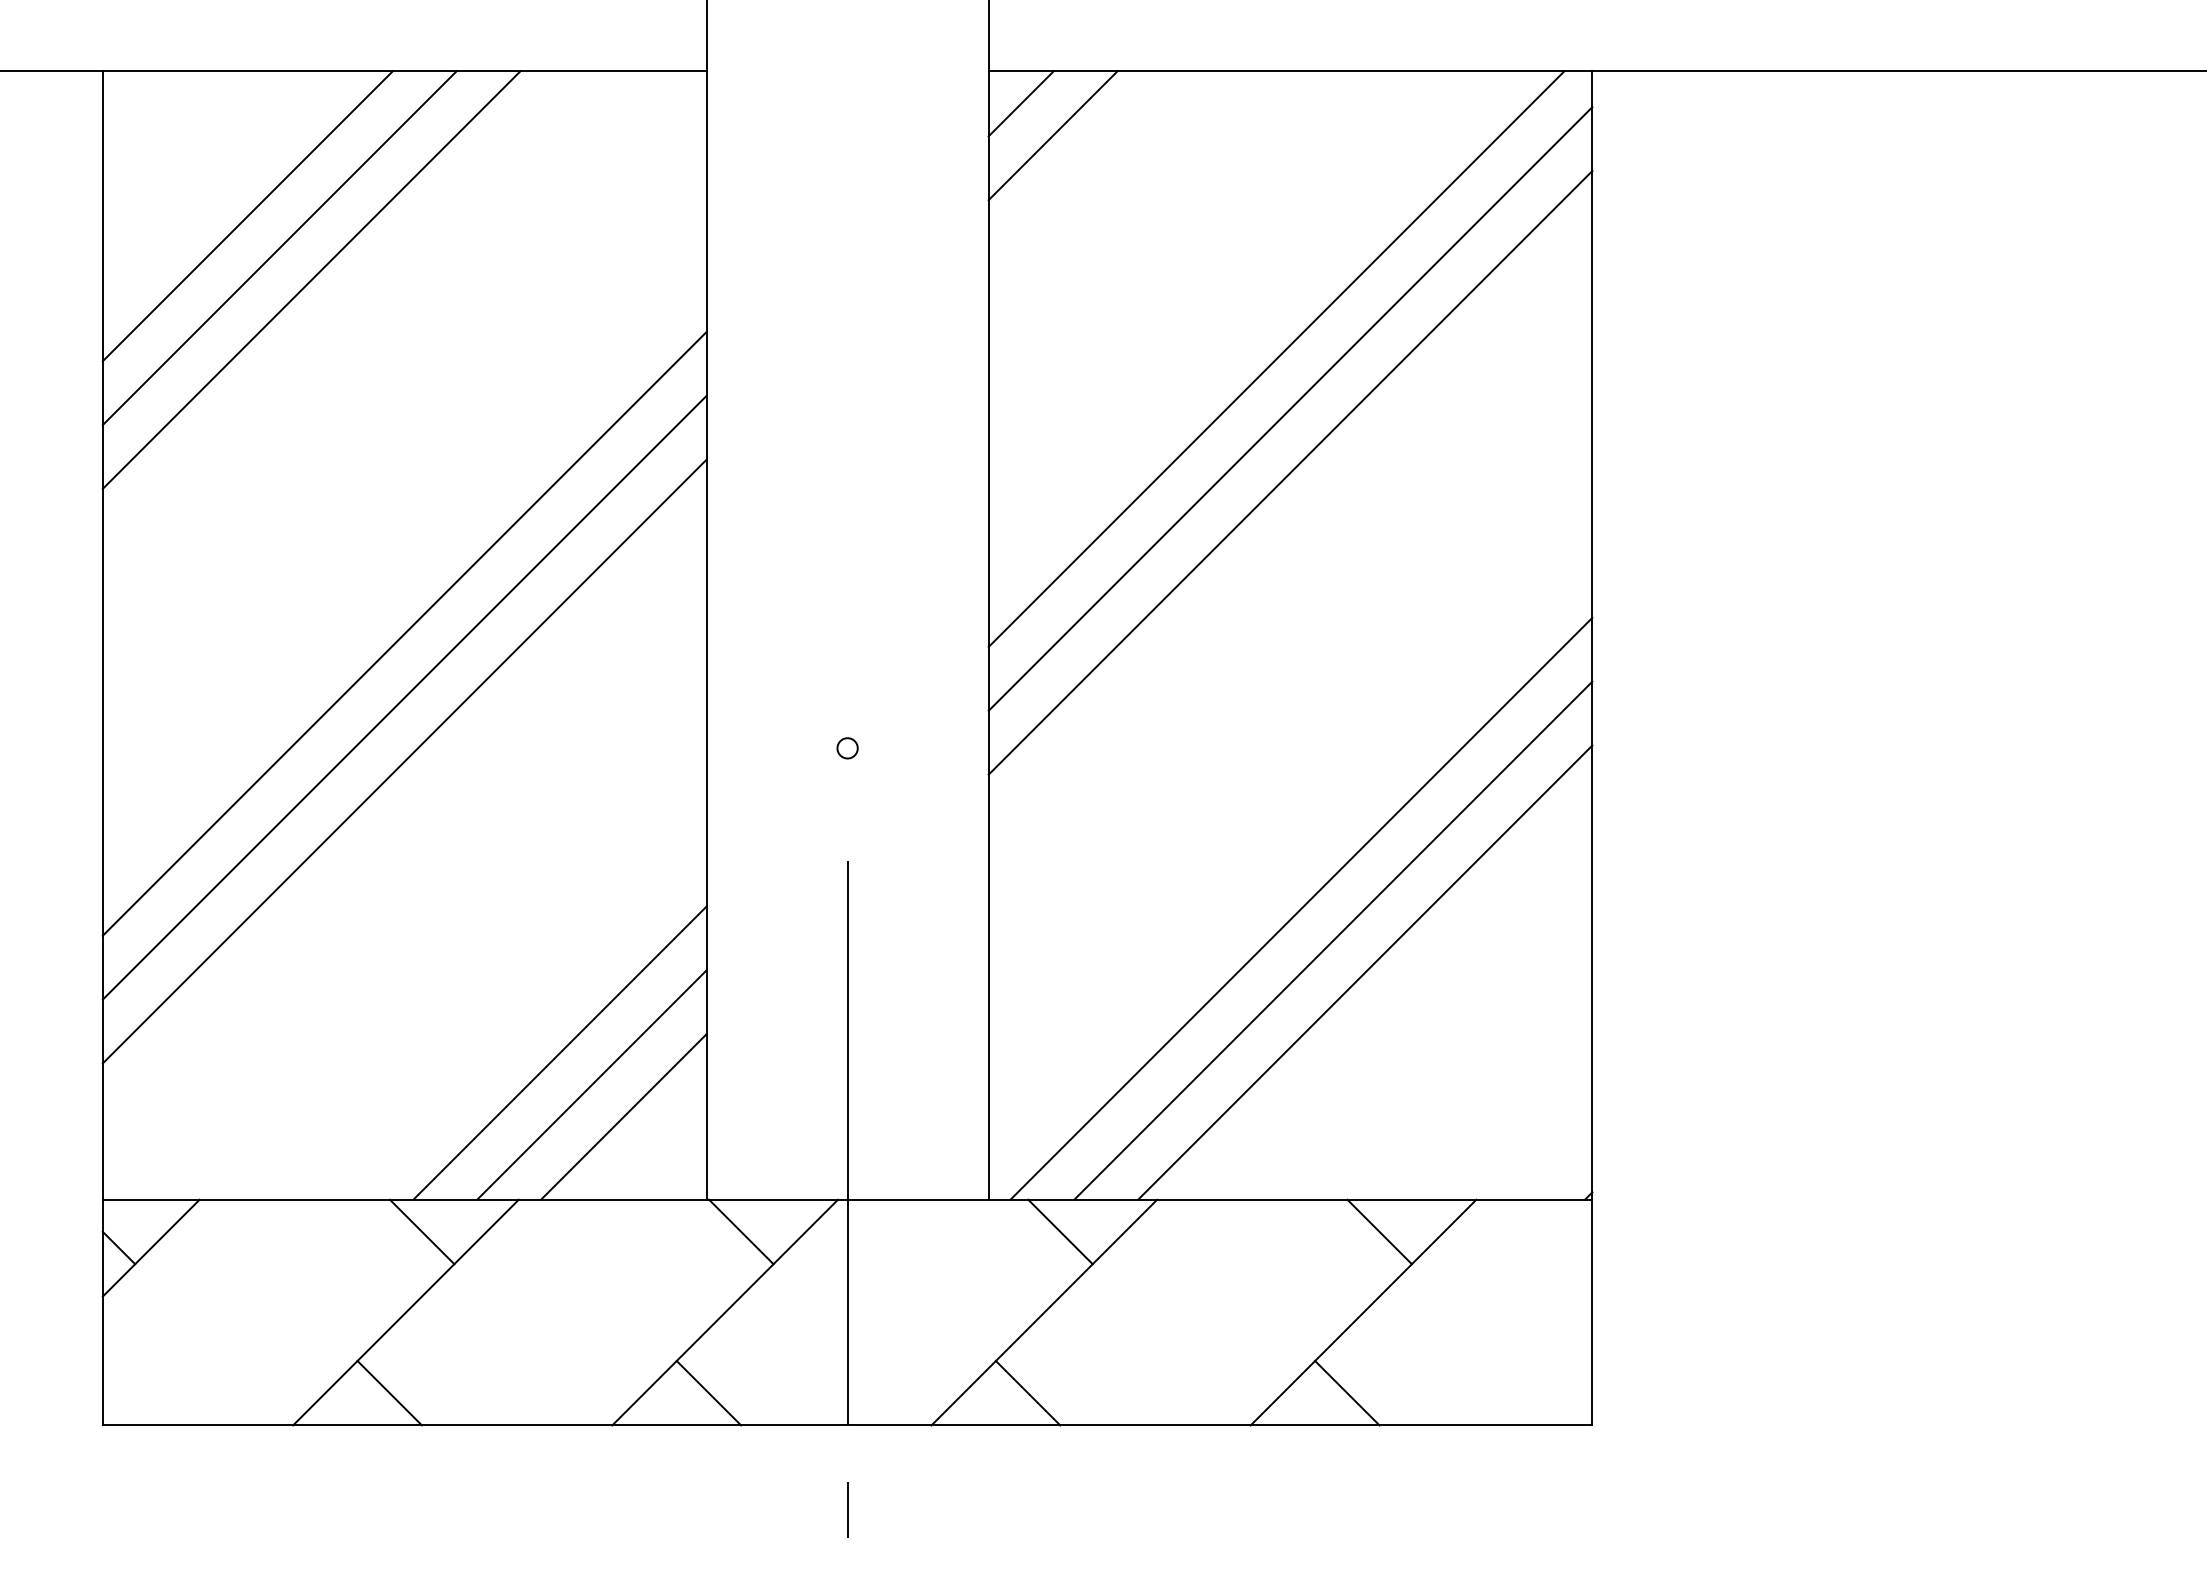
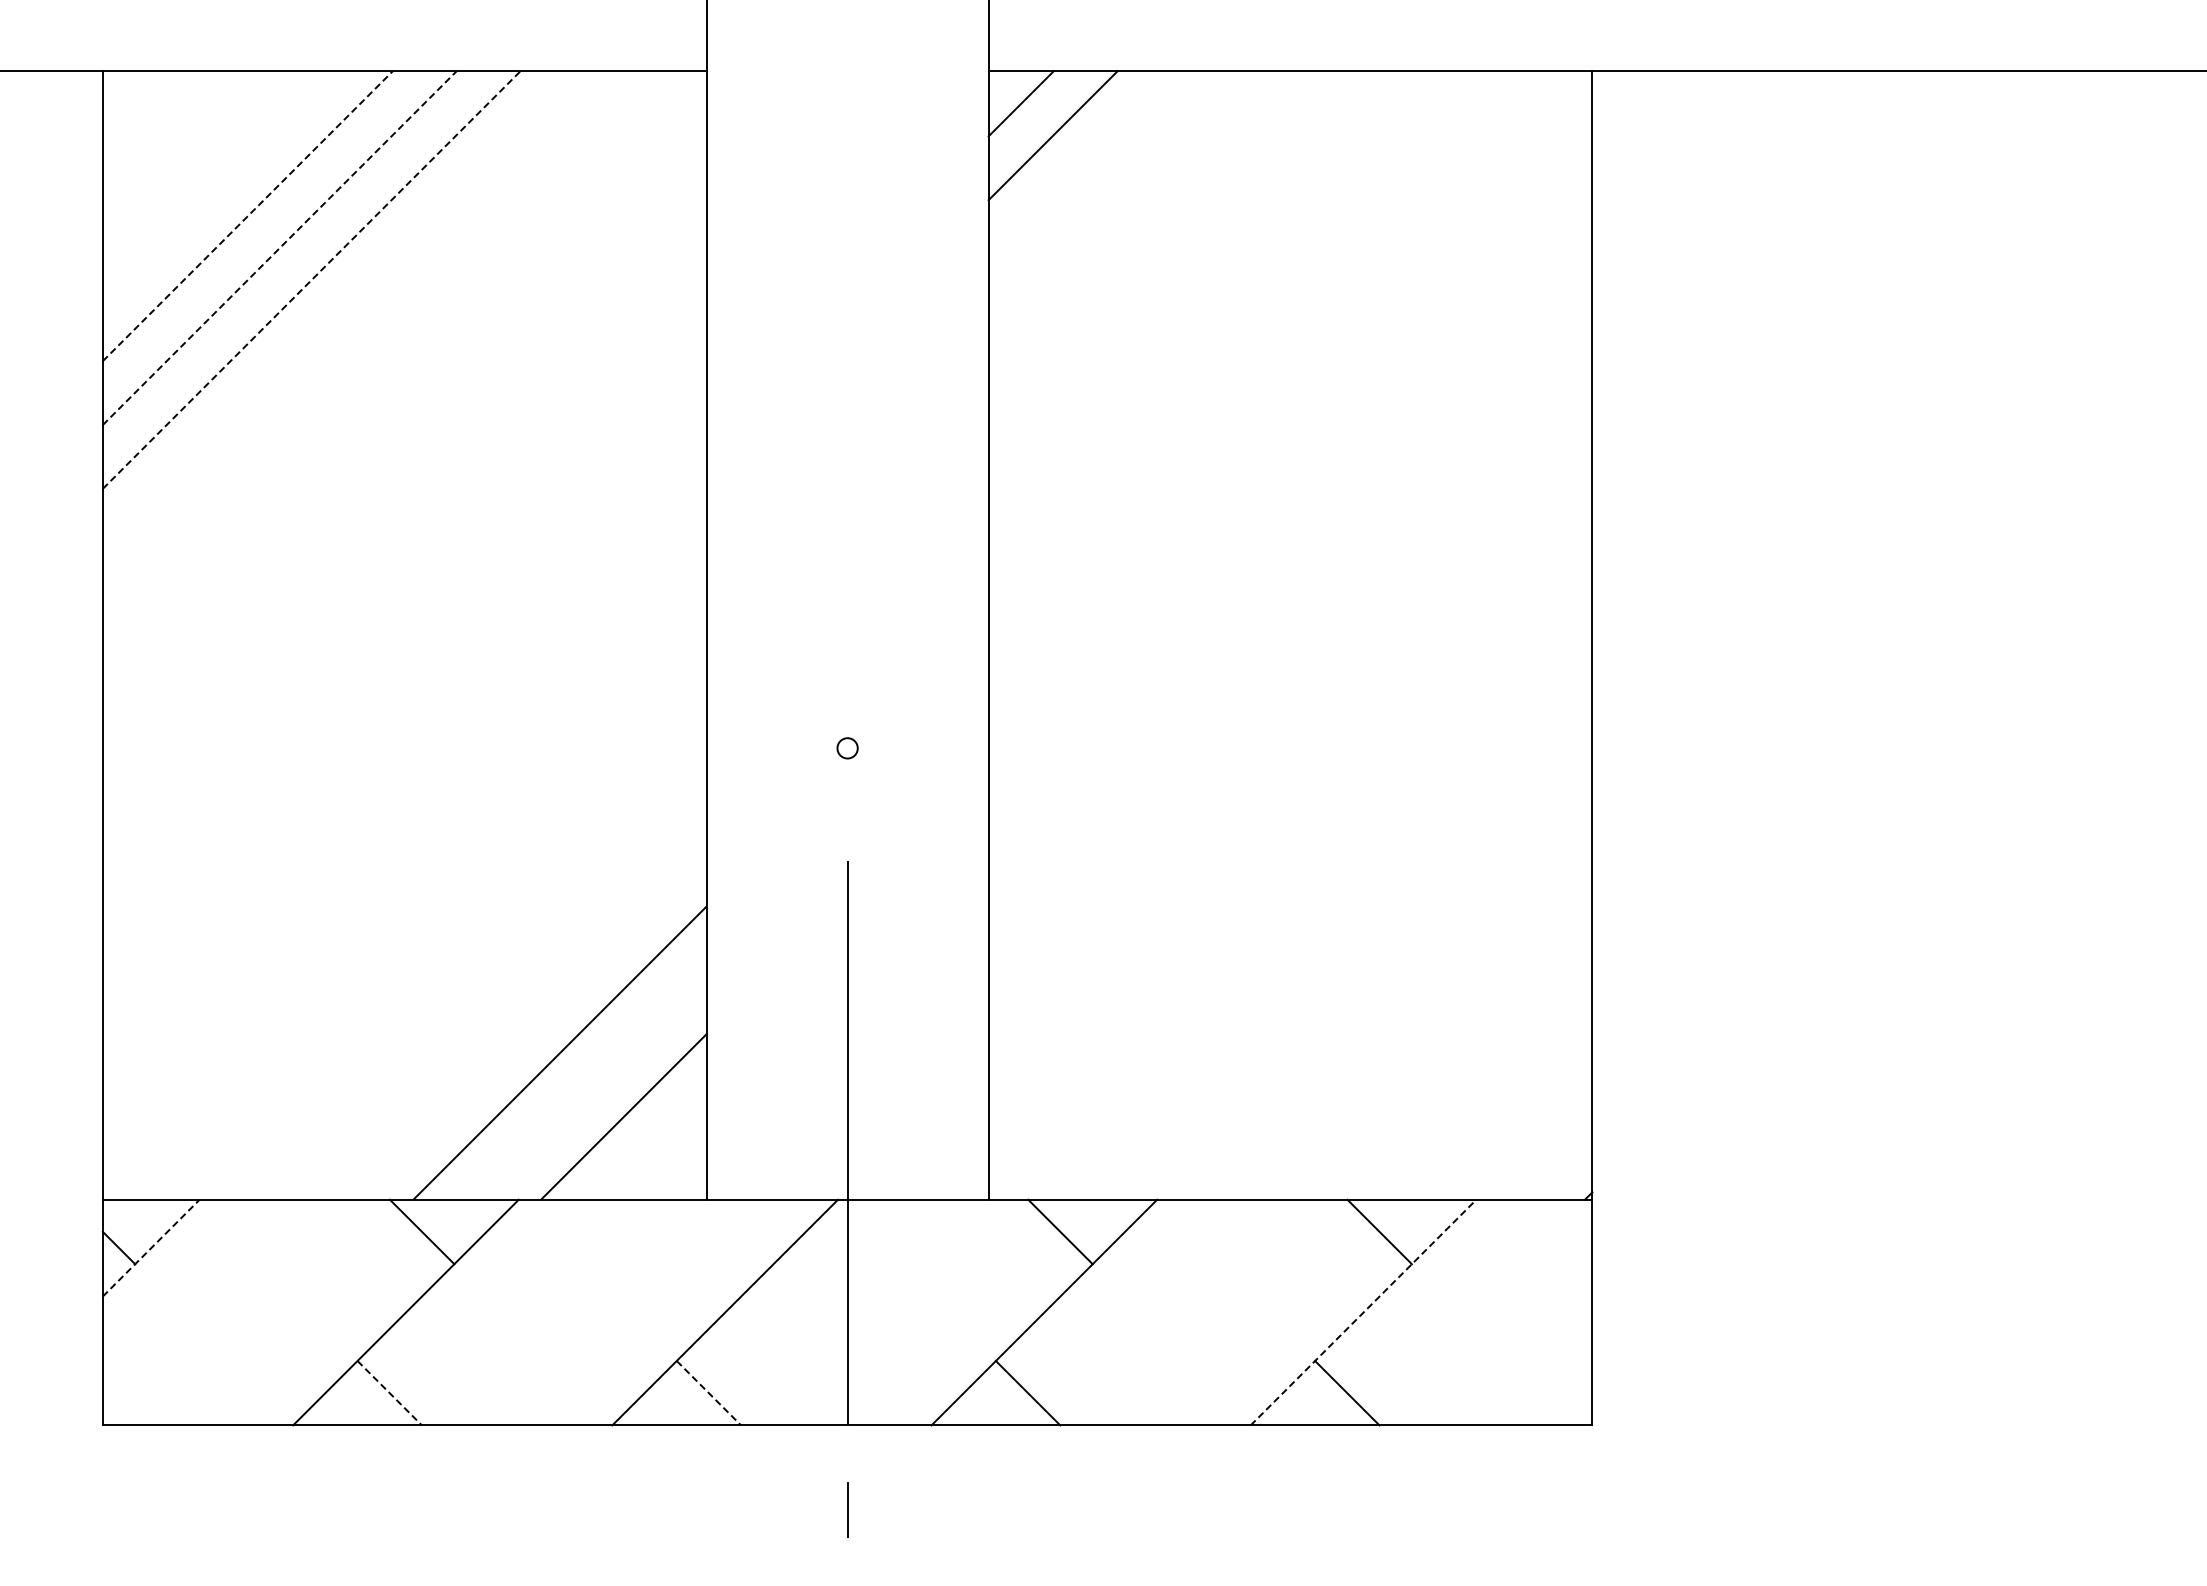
line: solid -> dashed (248, 215)
line: solid -> dashed (280, 247)
line: solid -> dashed (312, 279)
line: present -> none (1276, 359)
line: present -> none (1290, 408)
line: present -> none (1290, 472)
line: present -> none (404, 633)
line: present -> none (404, 697)
line: present -> none (404, 761)
line: present -> none (1301, 908)
line: present -> none (1333, 940)
line: present -> none (1365, 972)
line: present -> none (591, 1084)
line: present -> none (741, 1231)
line: solid -> dashed (151, 1247)
line: solid -> dashed (1363, 1312)
line: solid -> dashed (389, 1393)
line: solid -> dashed (708, 1393)
